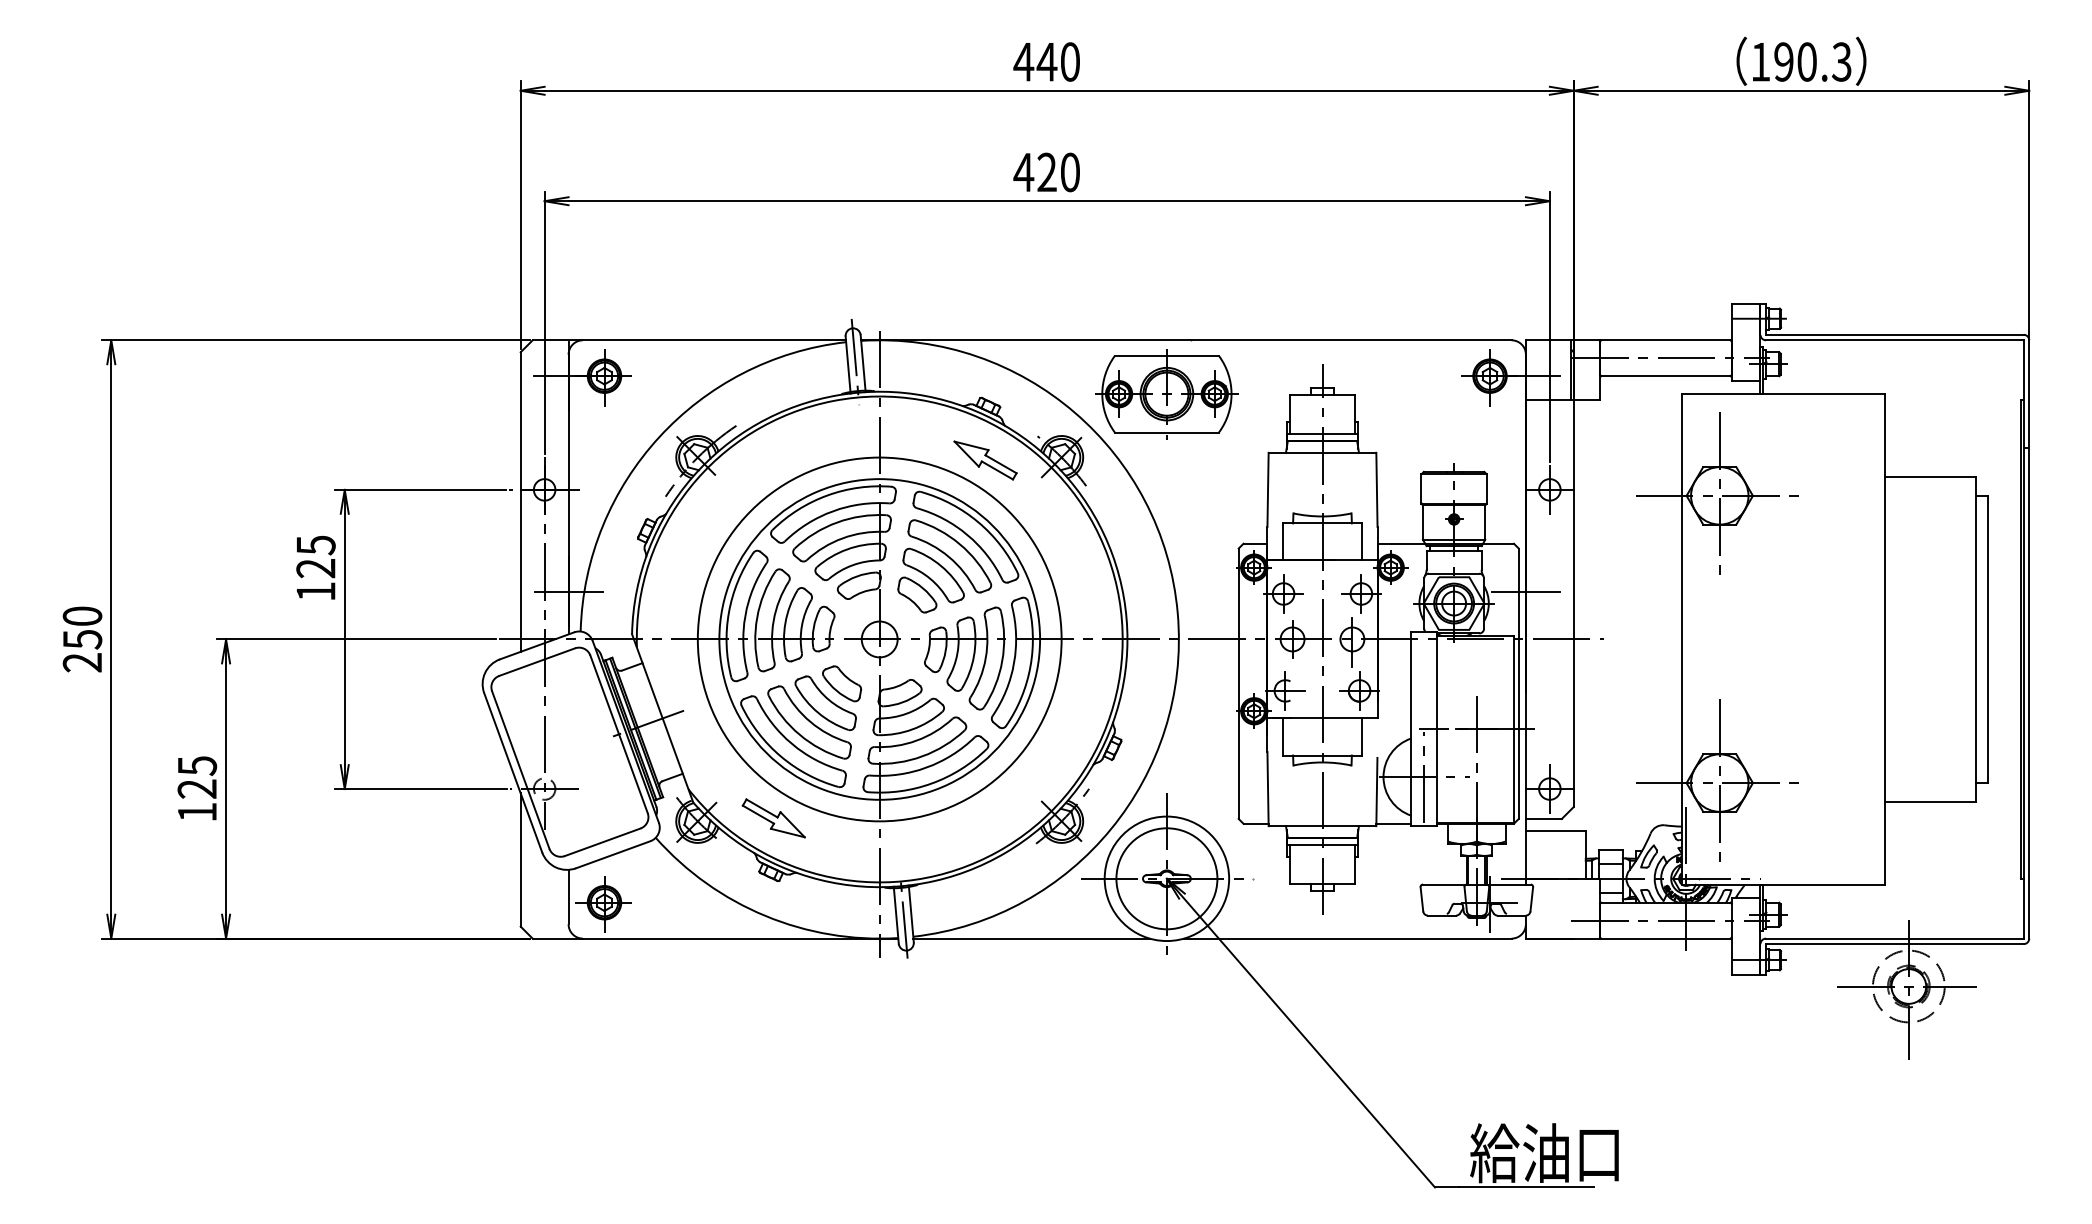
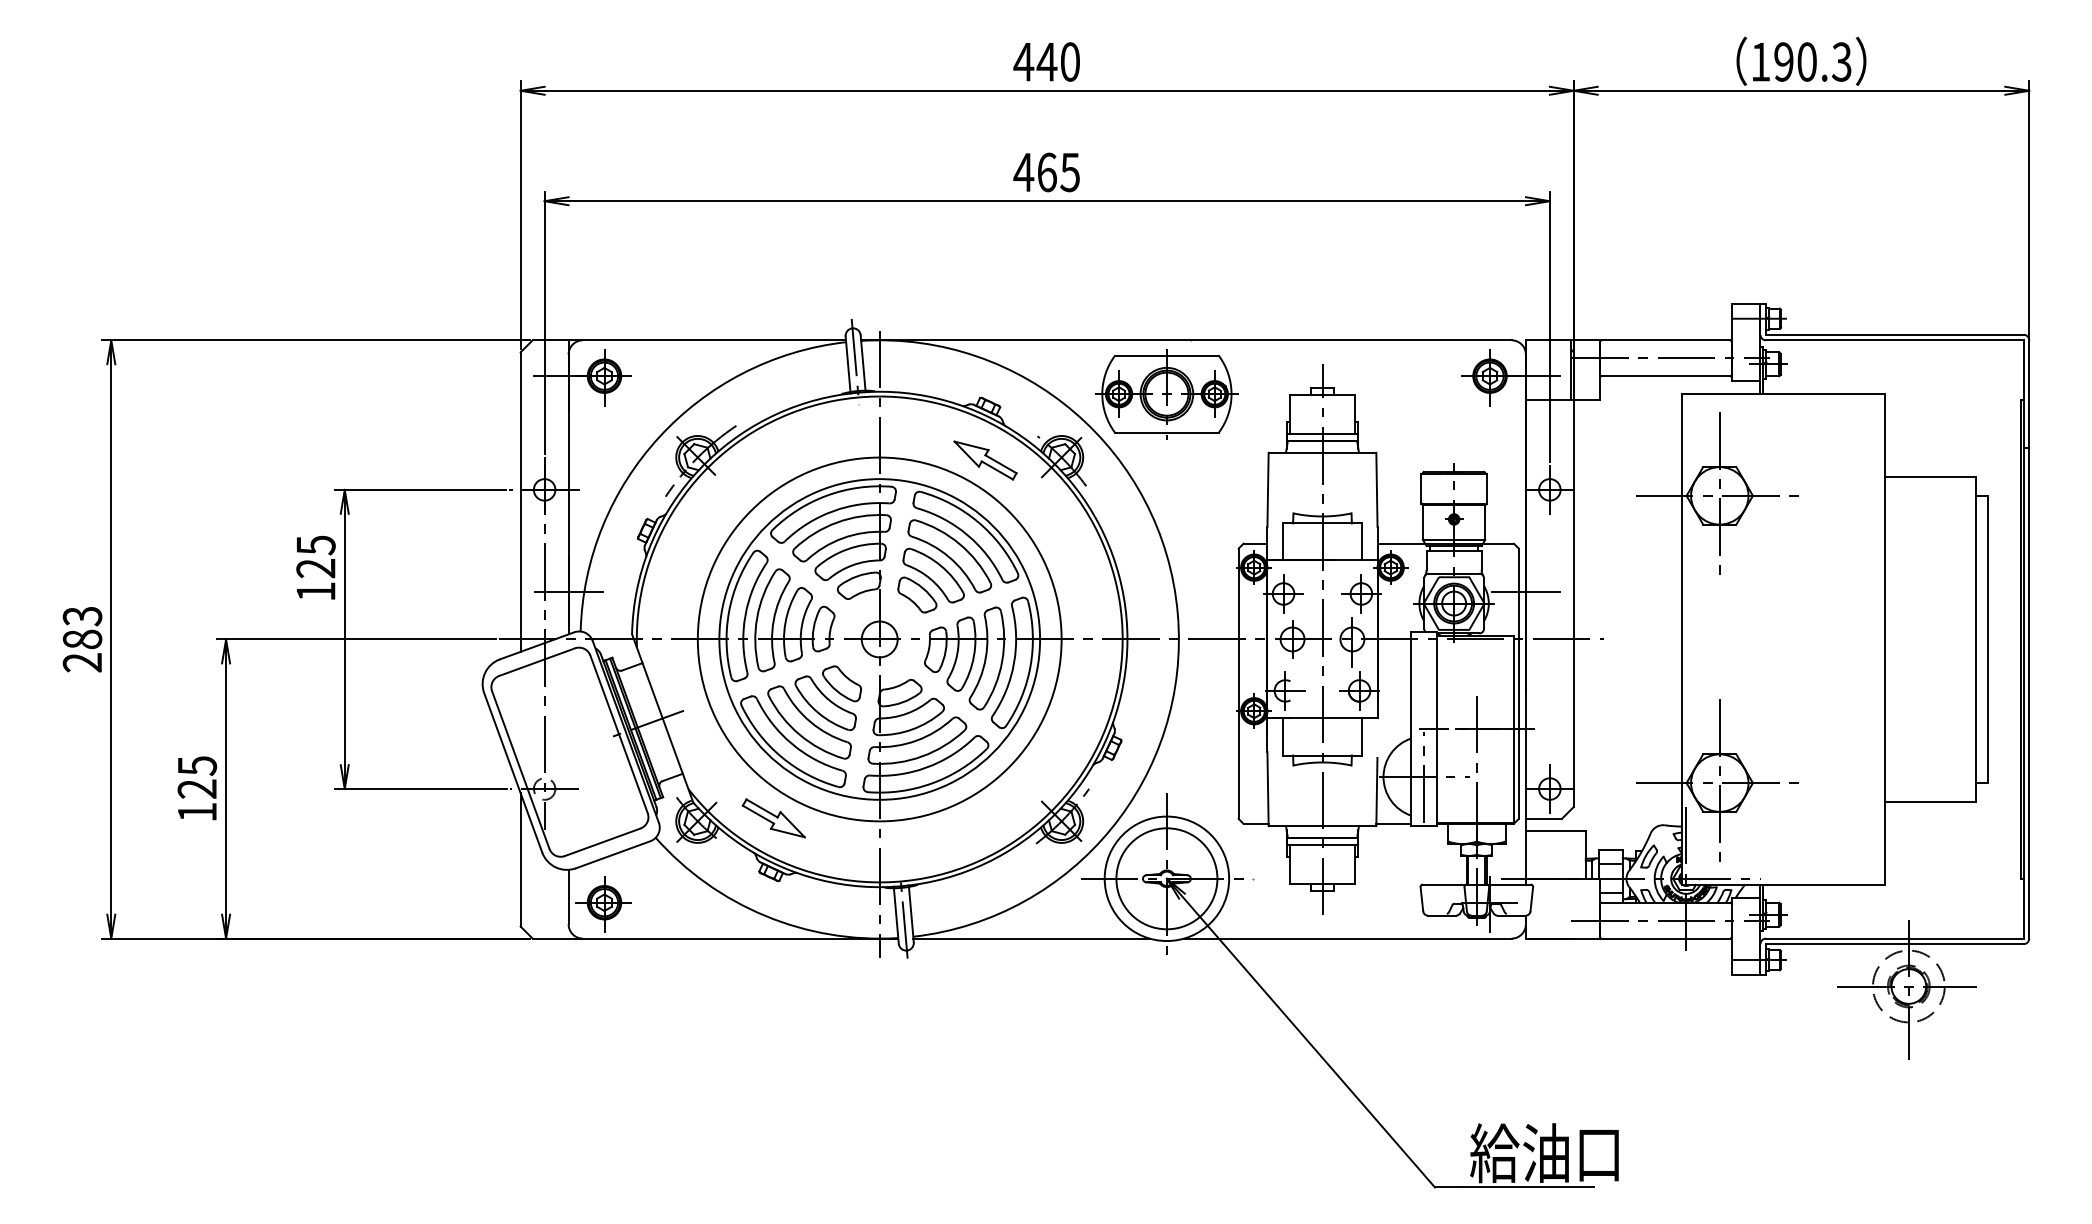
text: 420 -> 465 (1058, 172)
text: 250 -> 283 (82, 627)
